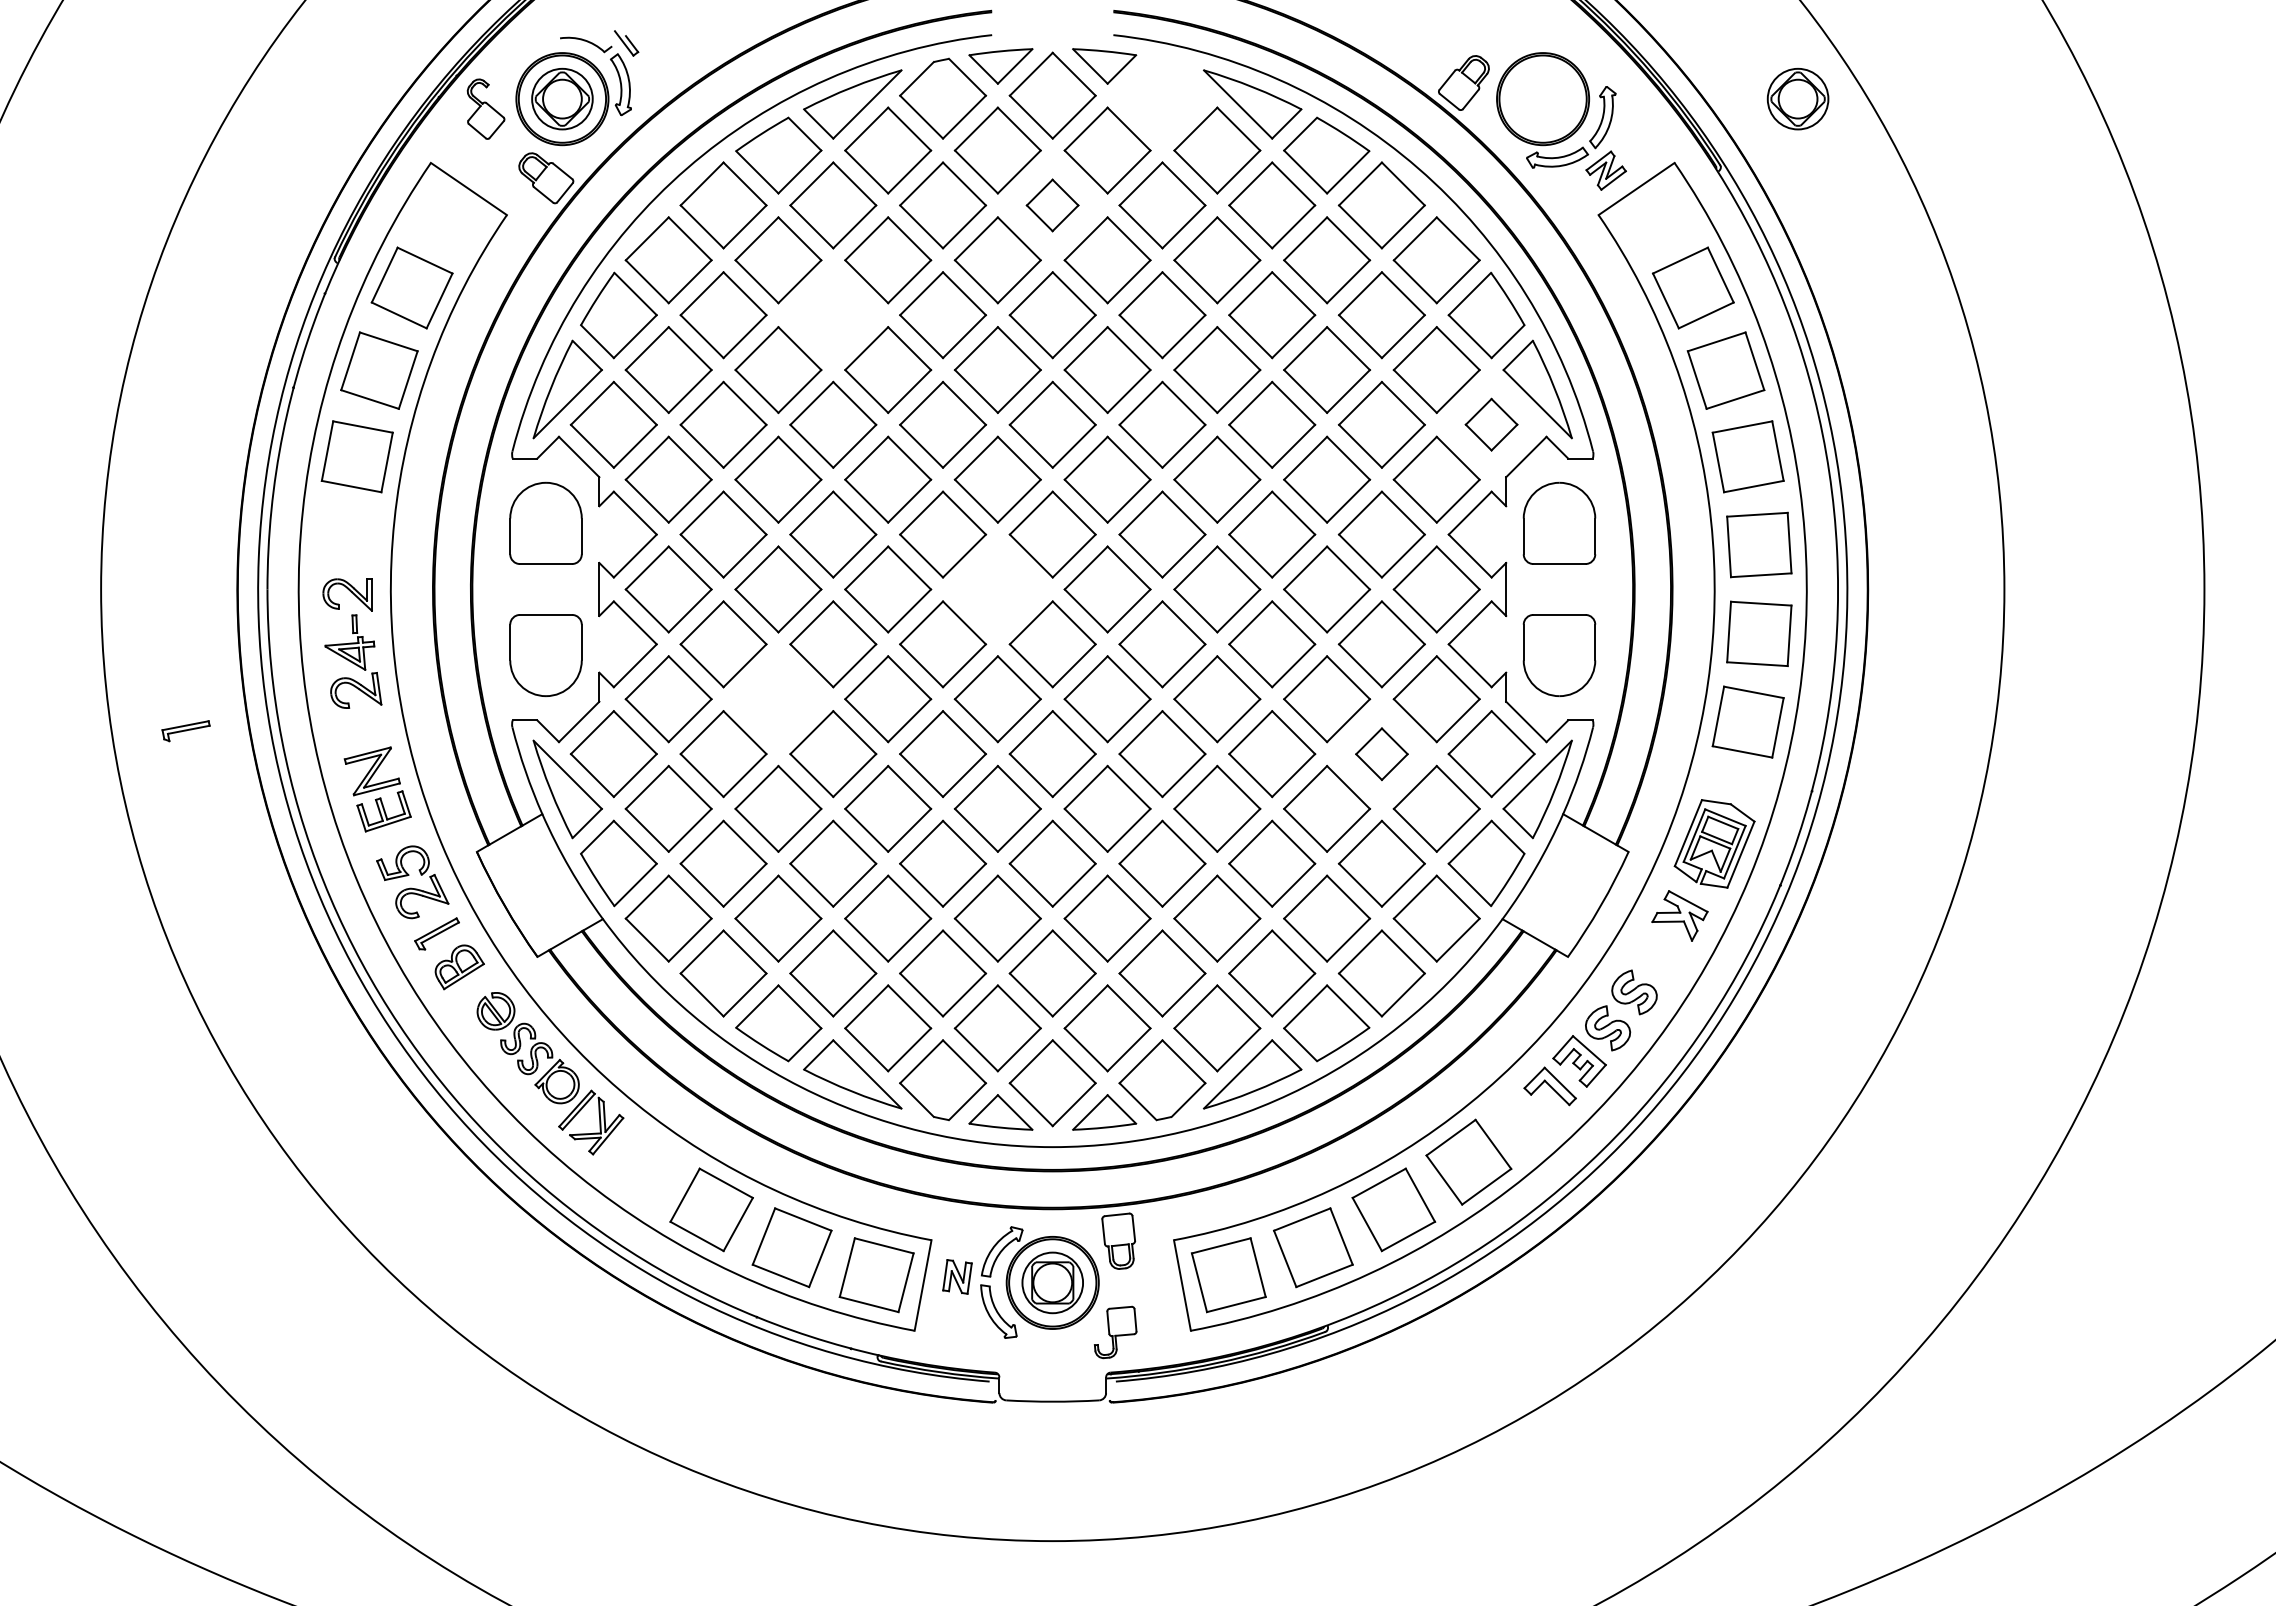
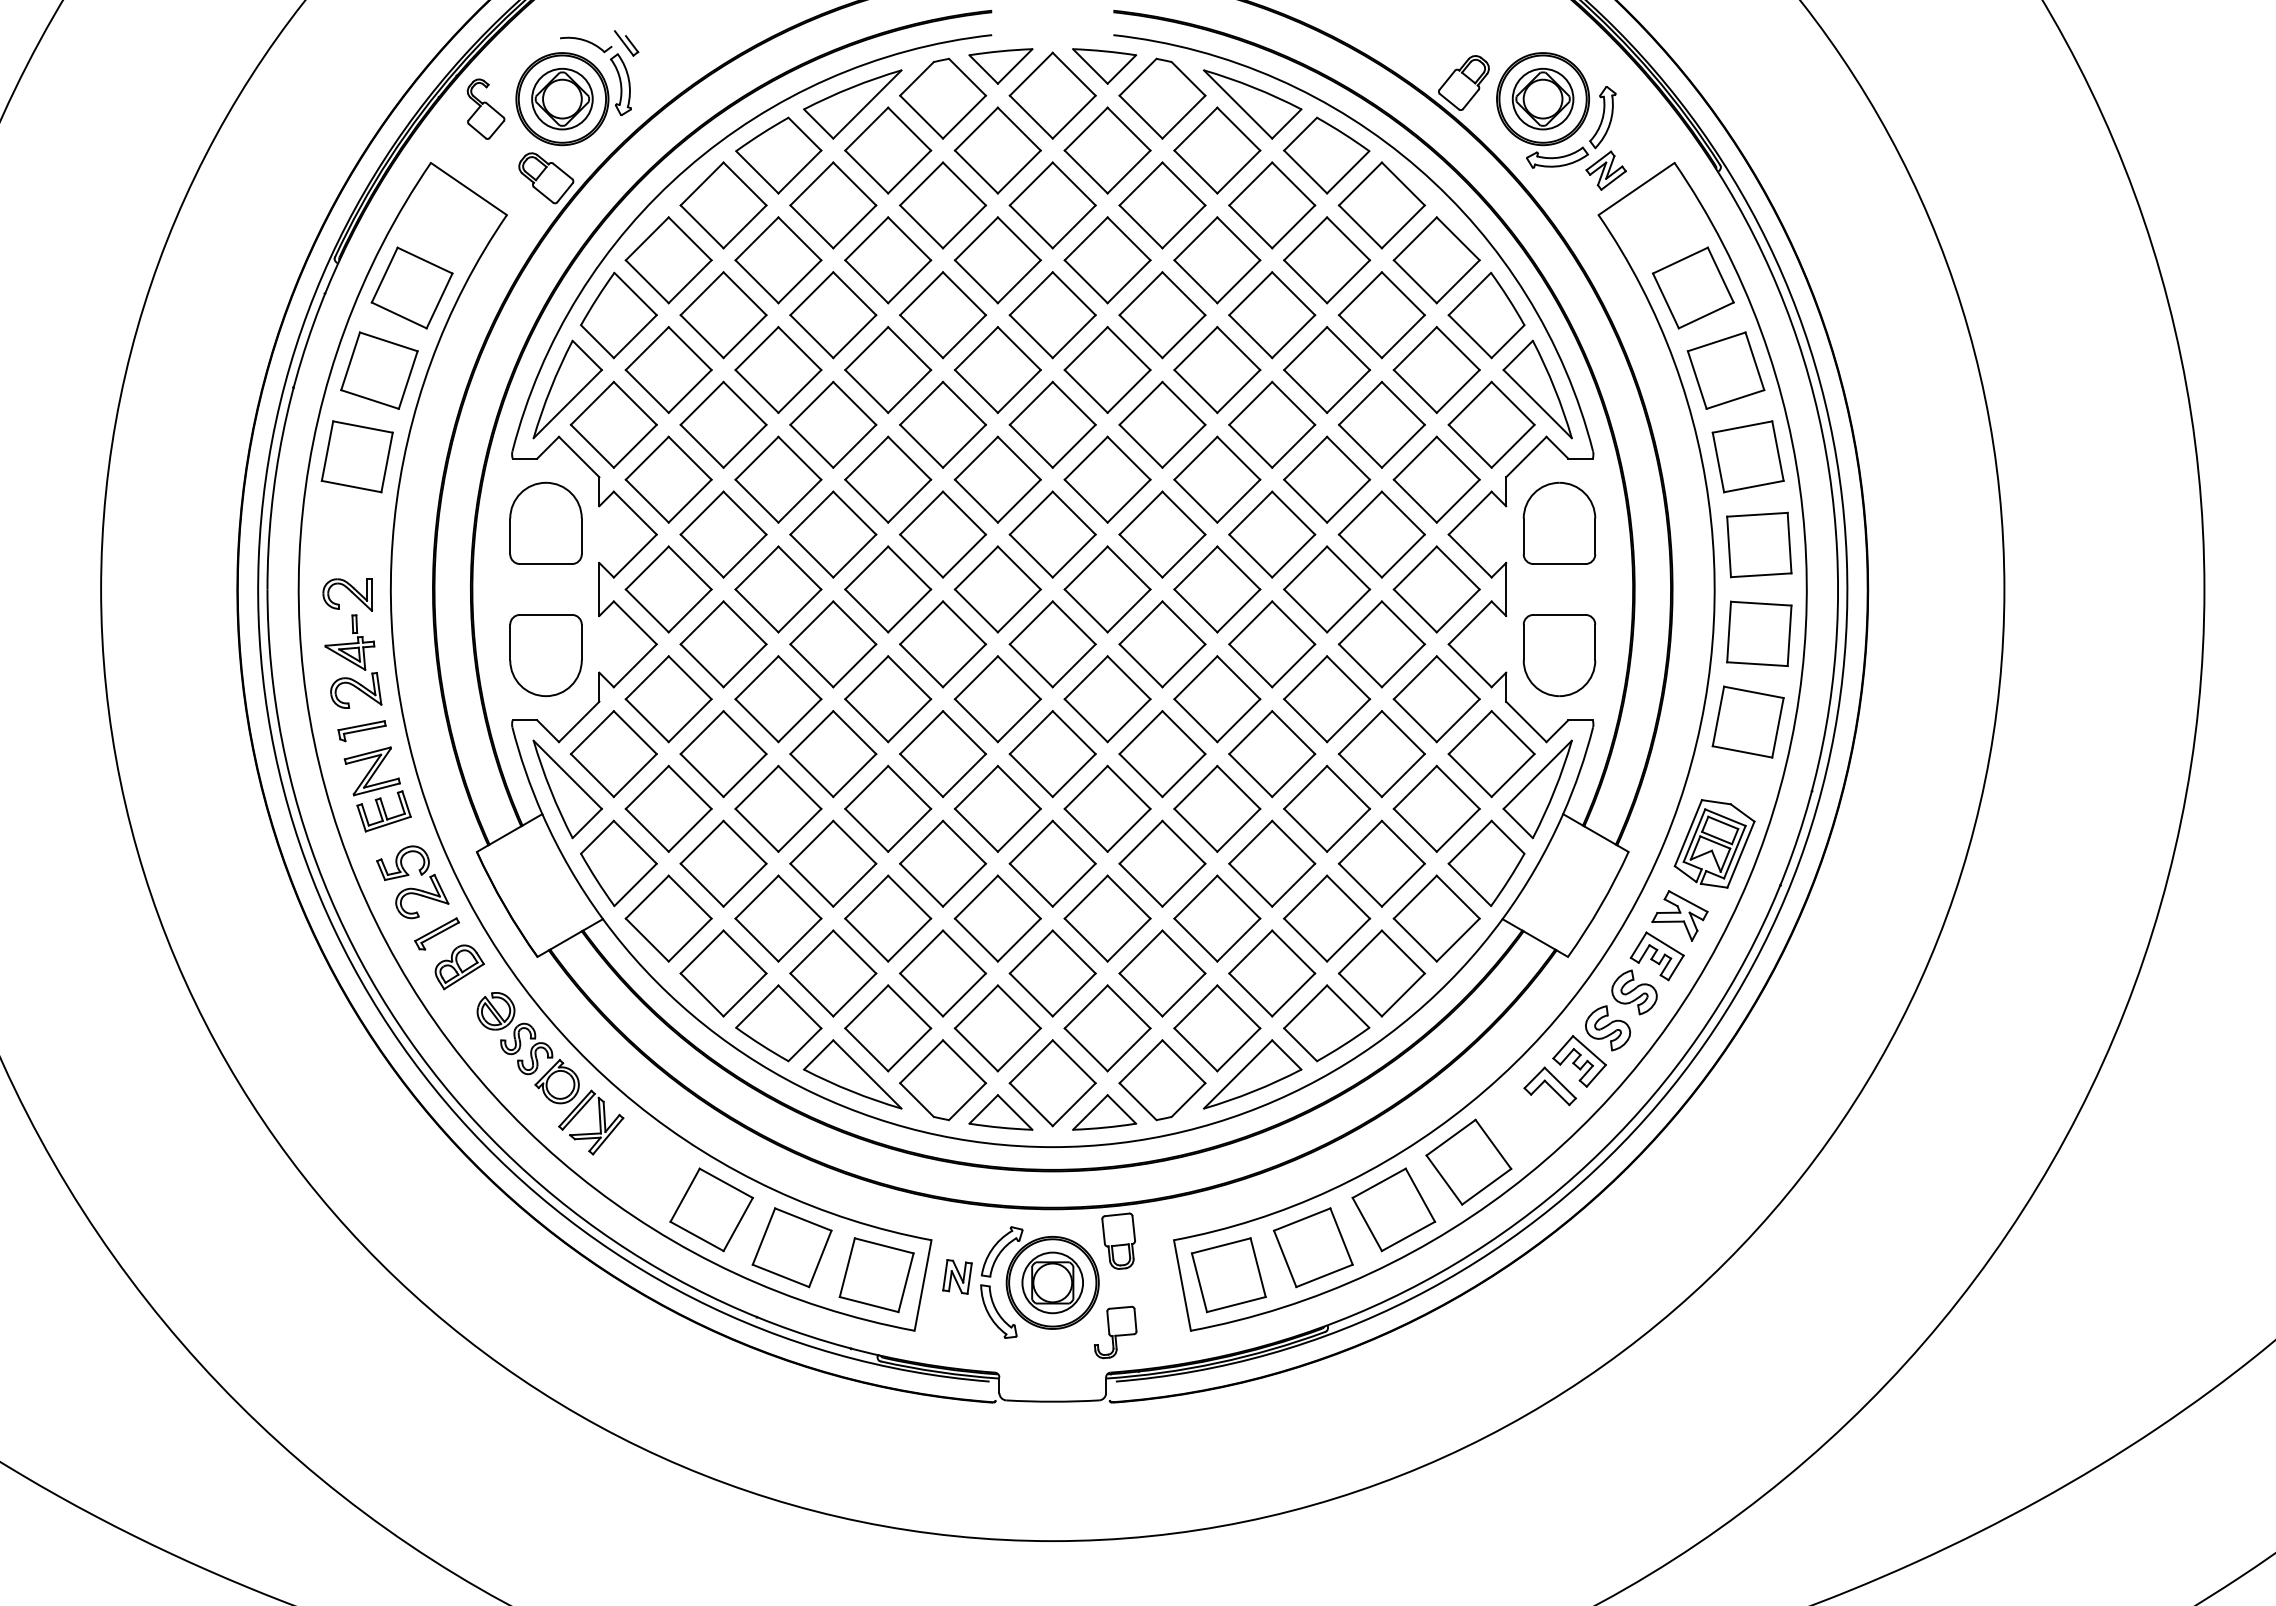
part: none -> present (1162, 98)
part position: (1797, 99) -> (1542, 99) (1542, 99)
part size: 55x55 px -> 89x89 px (1052, 205)
part: none -> present (833, 315)
part size: 55x55 px -> 89x89 px (1491, 424)
part: none -> present (997, 589)
part: none -> present (778, 699)
part position: (185, 731) -> (361, 731) (361, 731)
part size: 54x55 px -> 88x89 px (1381, 754)
part: none -> present (1656, 956)
